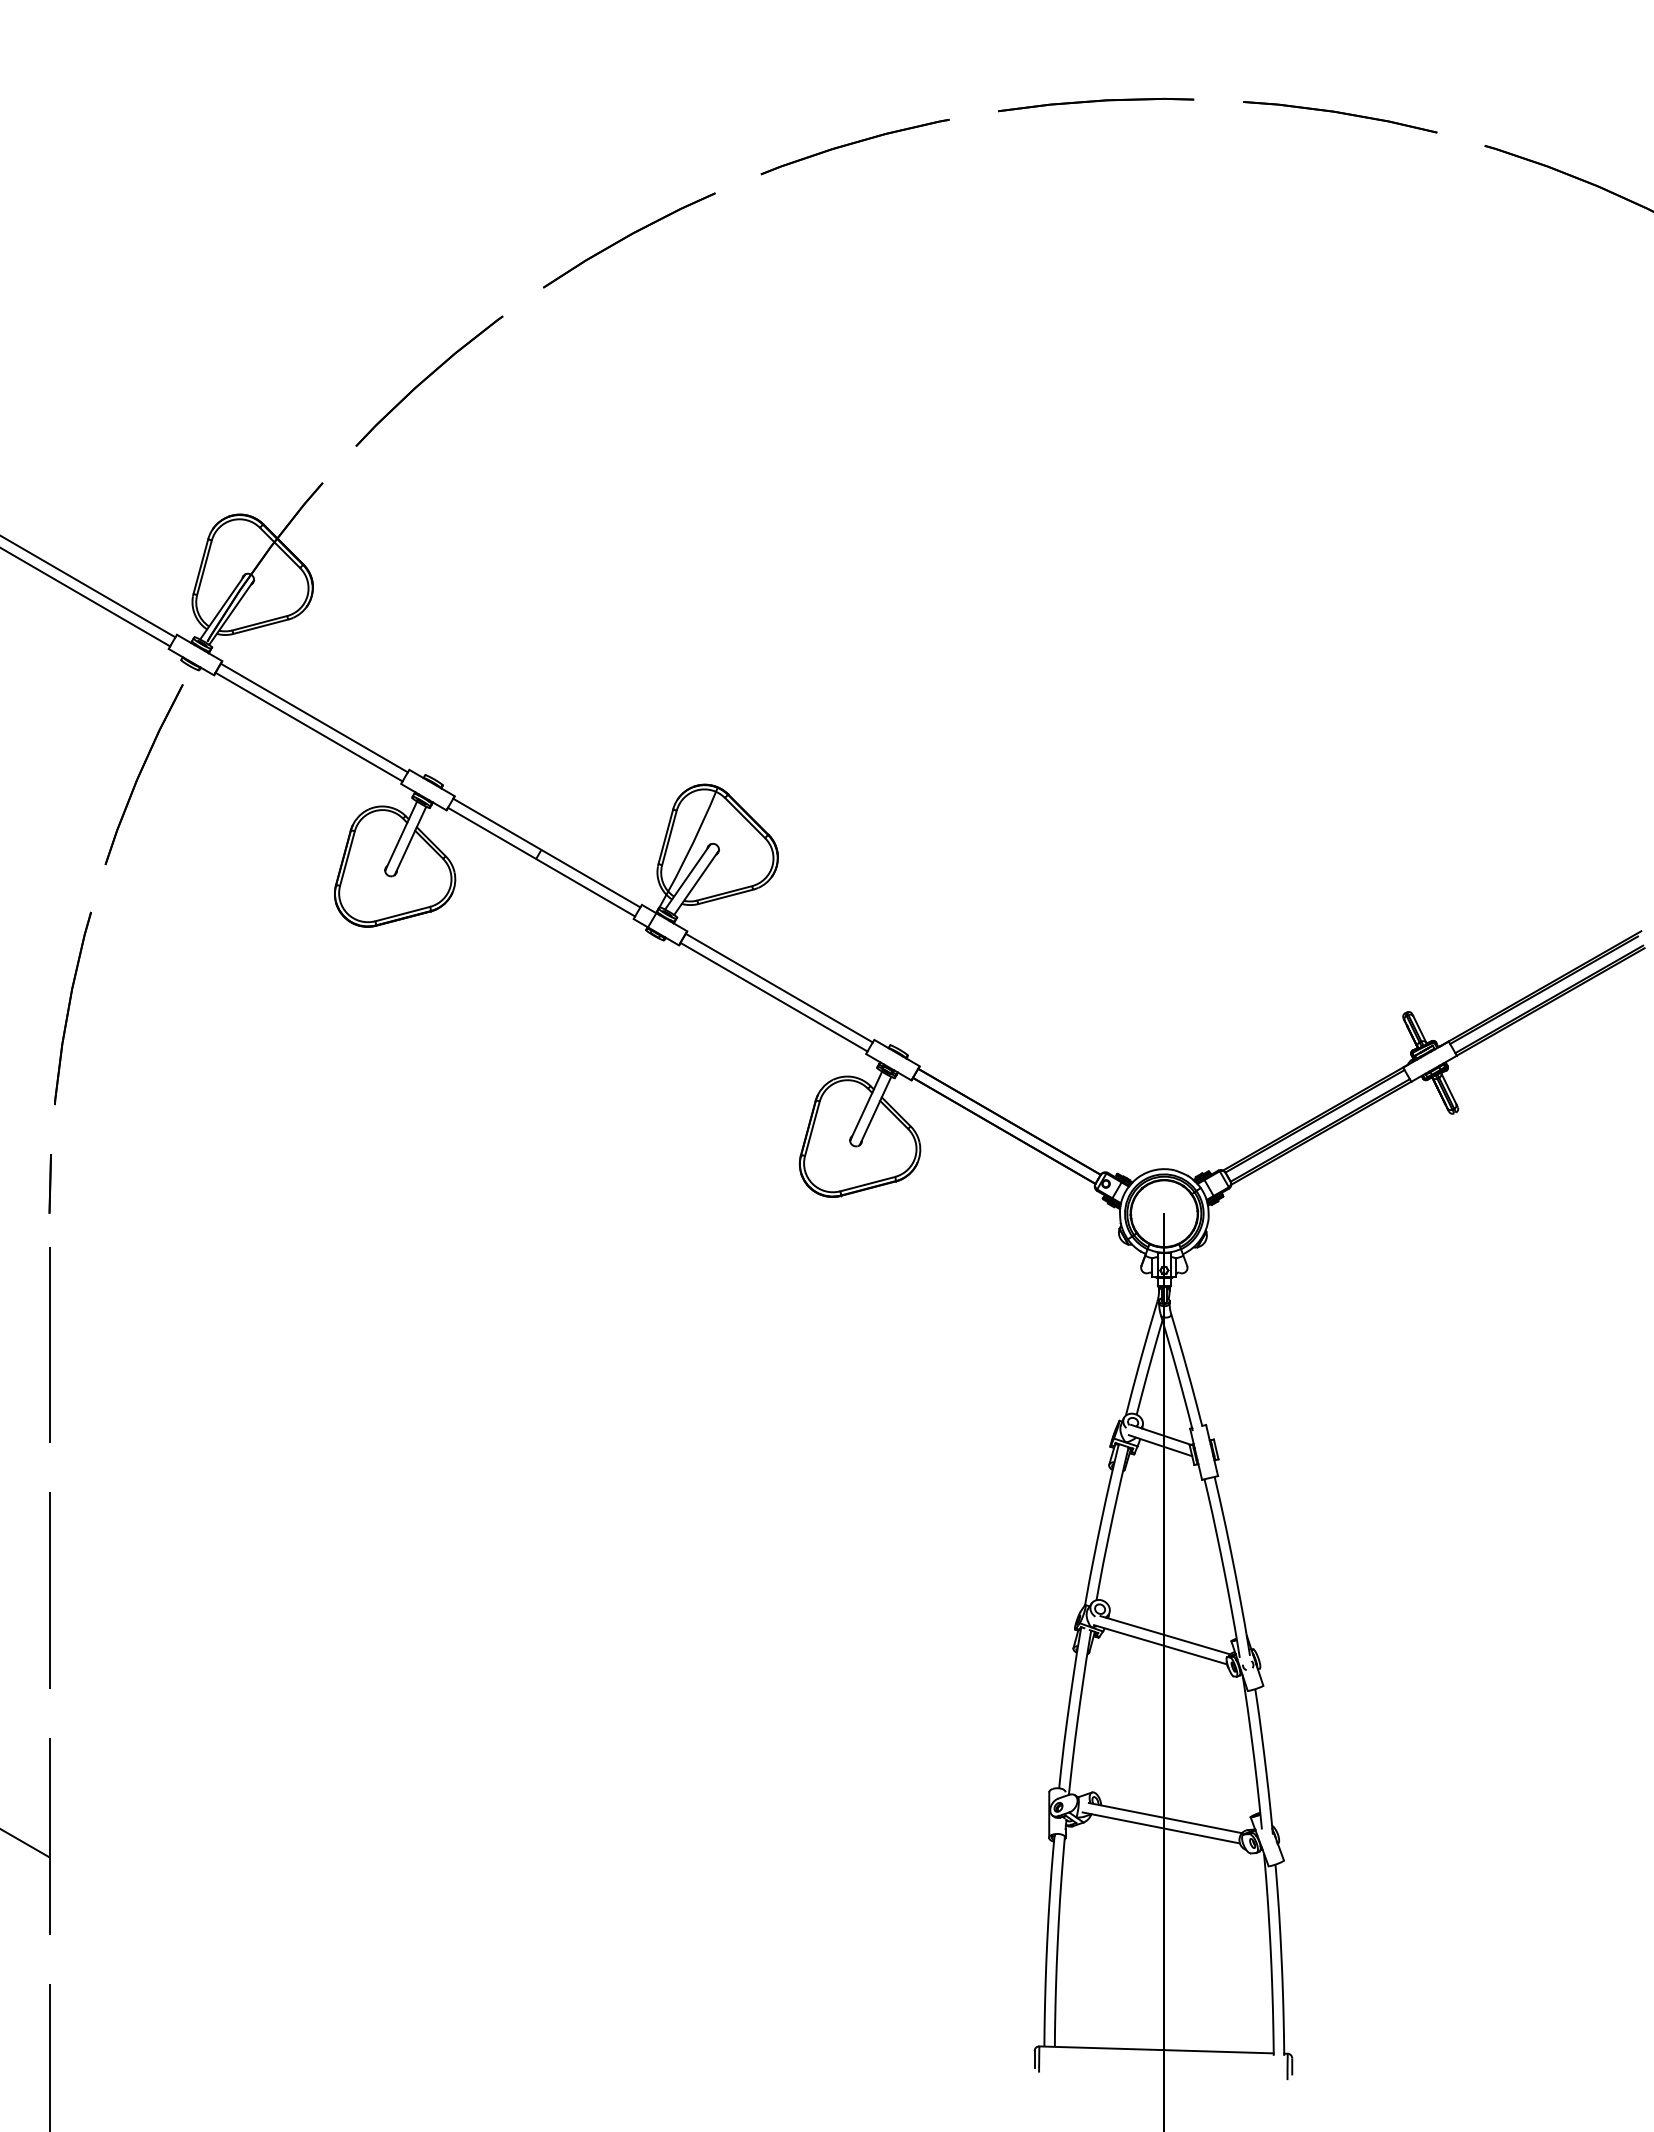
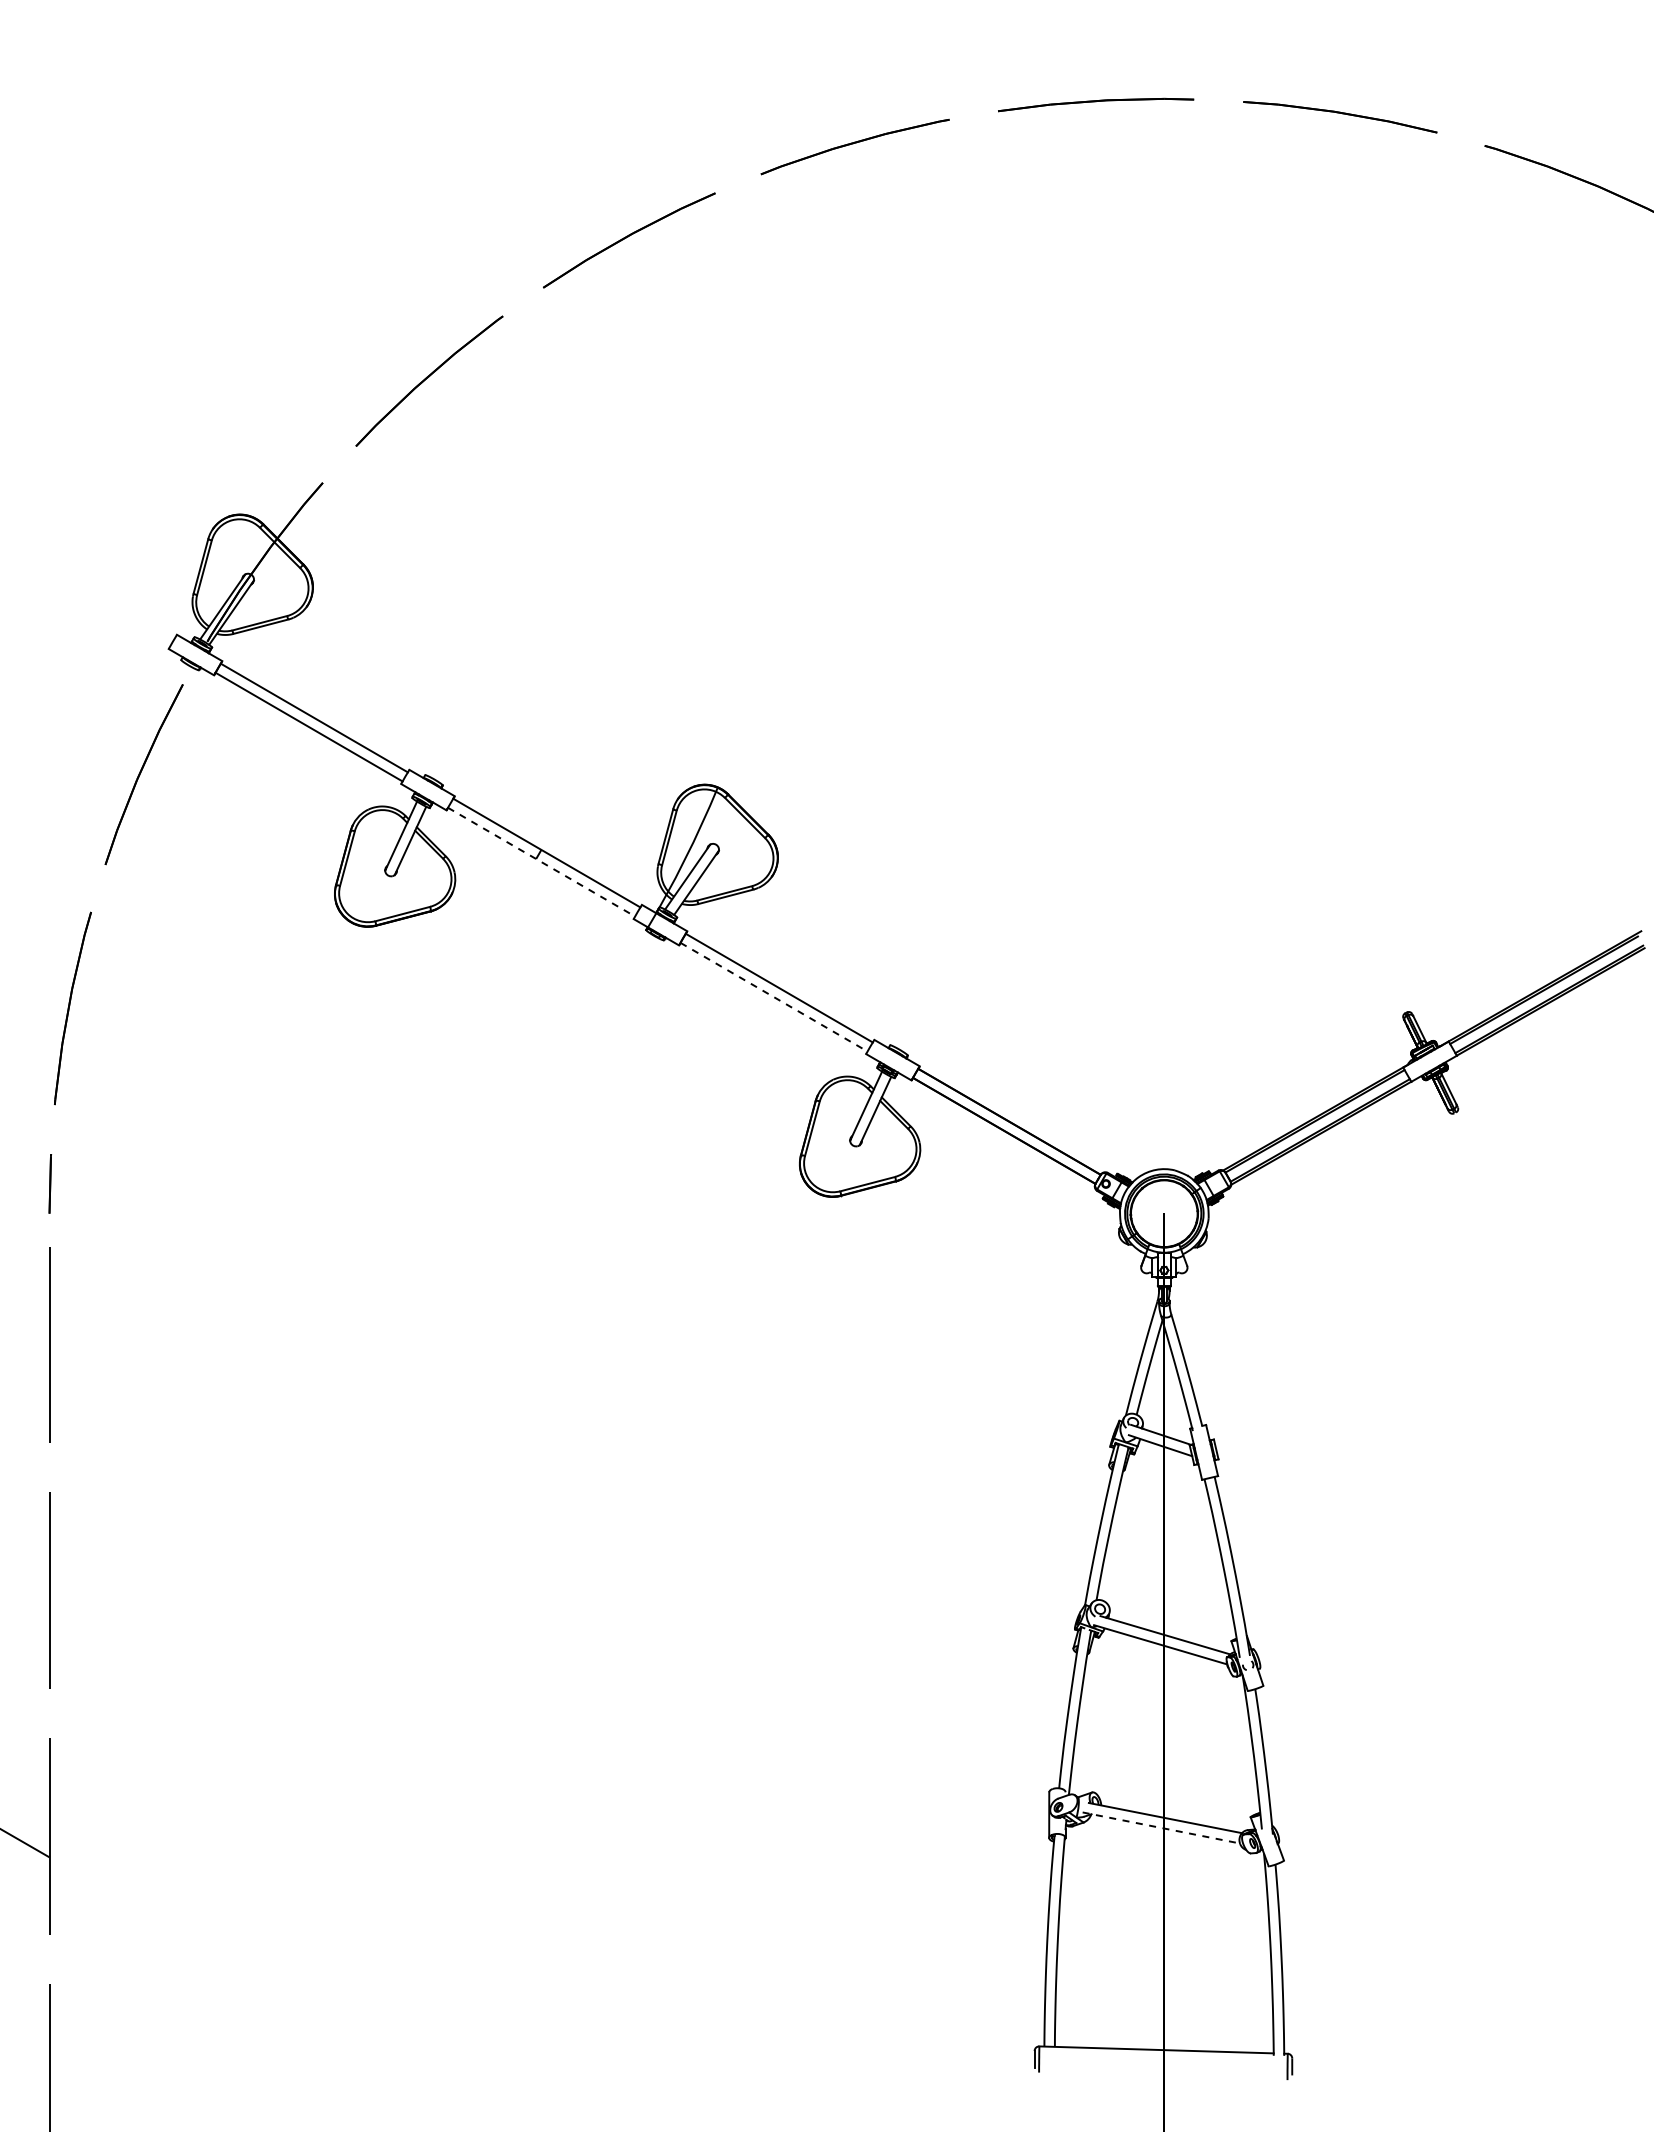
line: present -> none (88, 586)
line: present -> none (86, 597)
line: solid -> dashed (541, 862)
line: solid -> dashed (774, 997)
line: solid -> dashed (1161, 1828)
